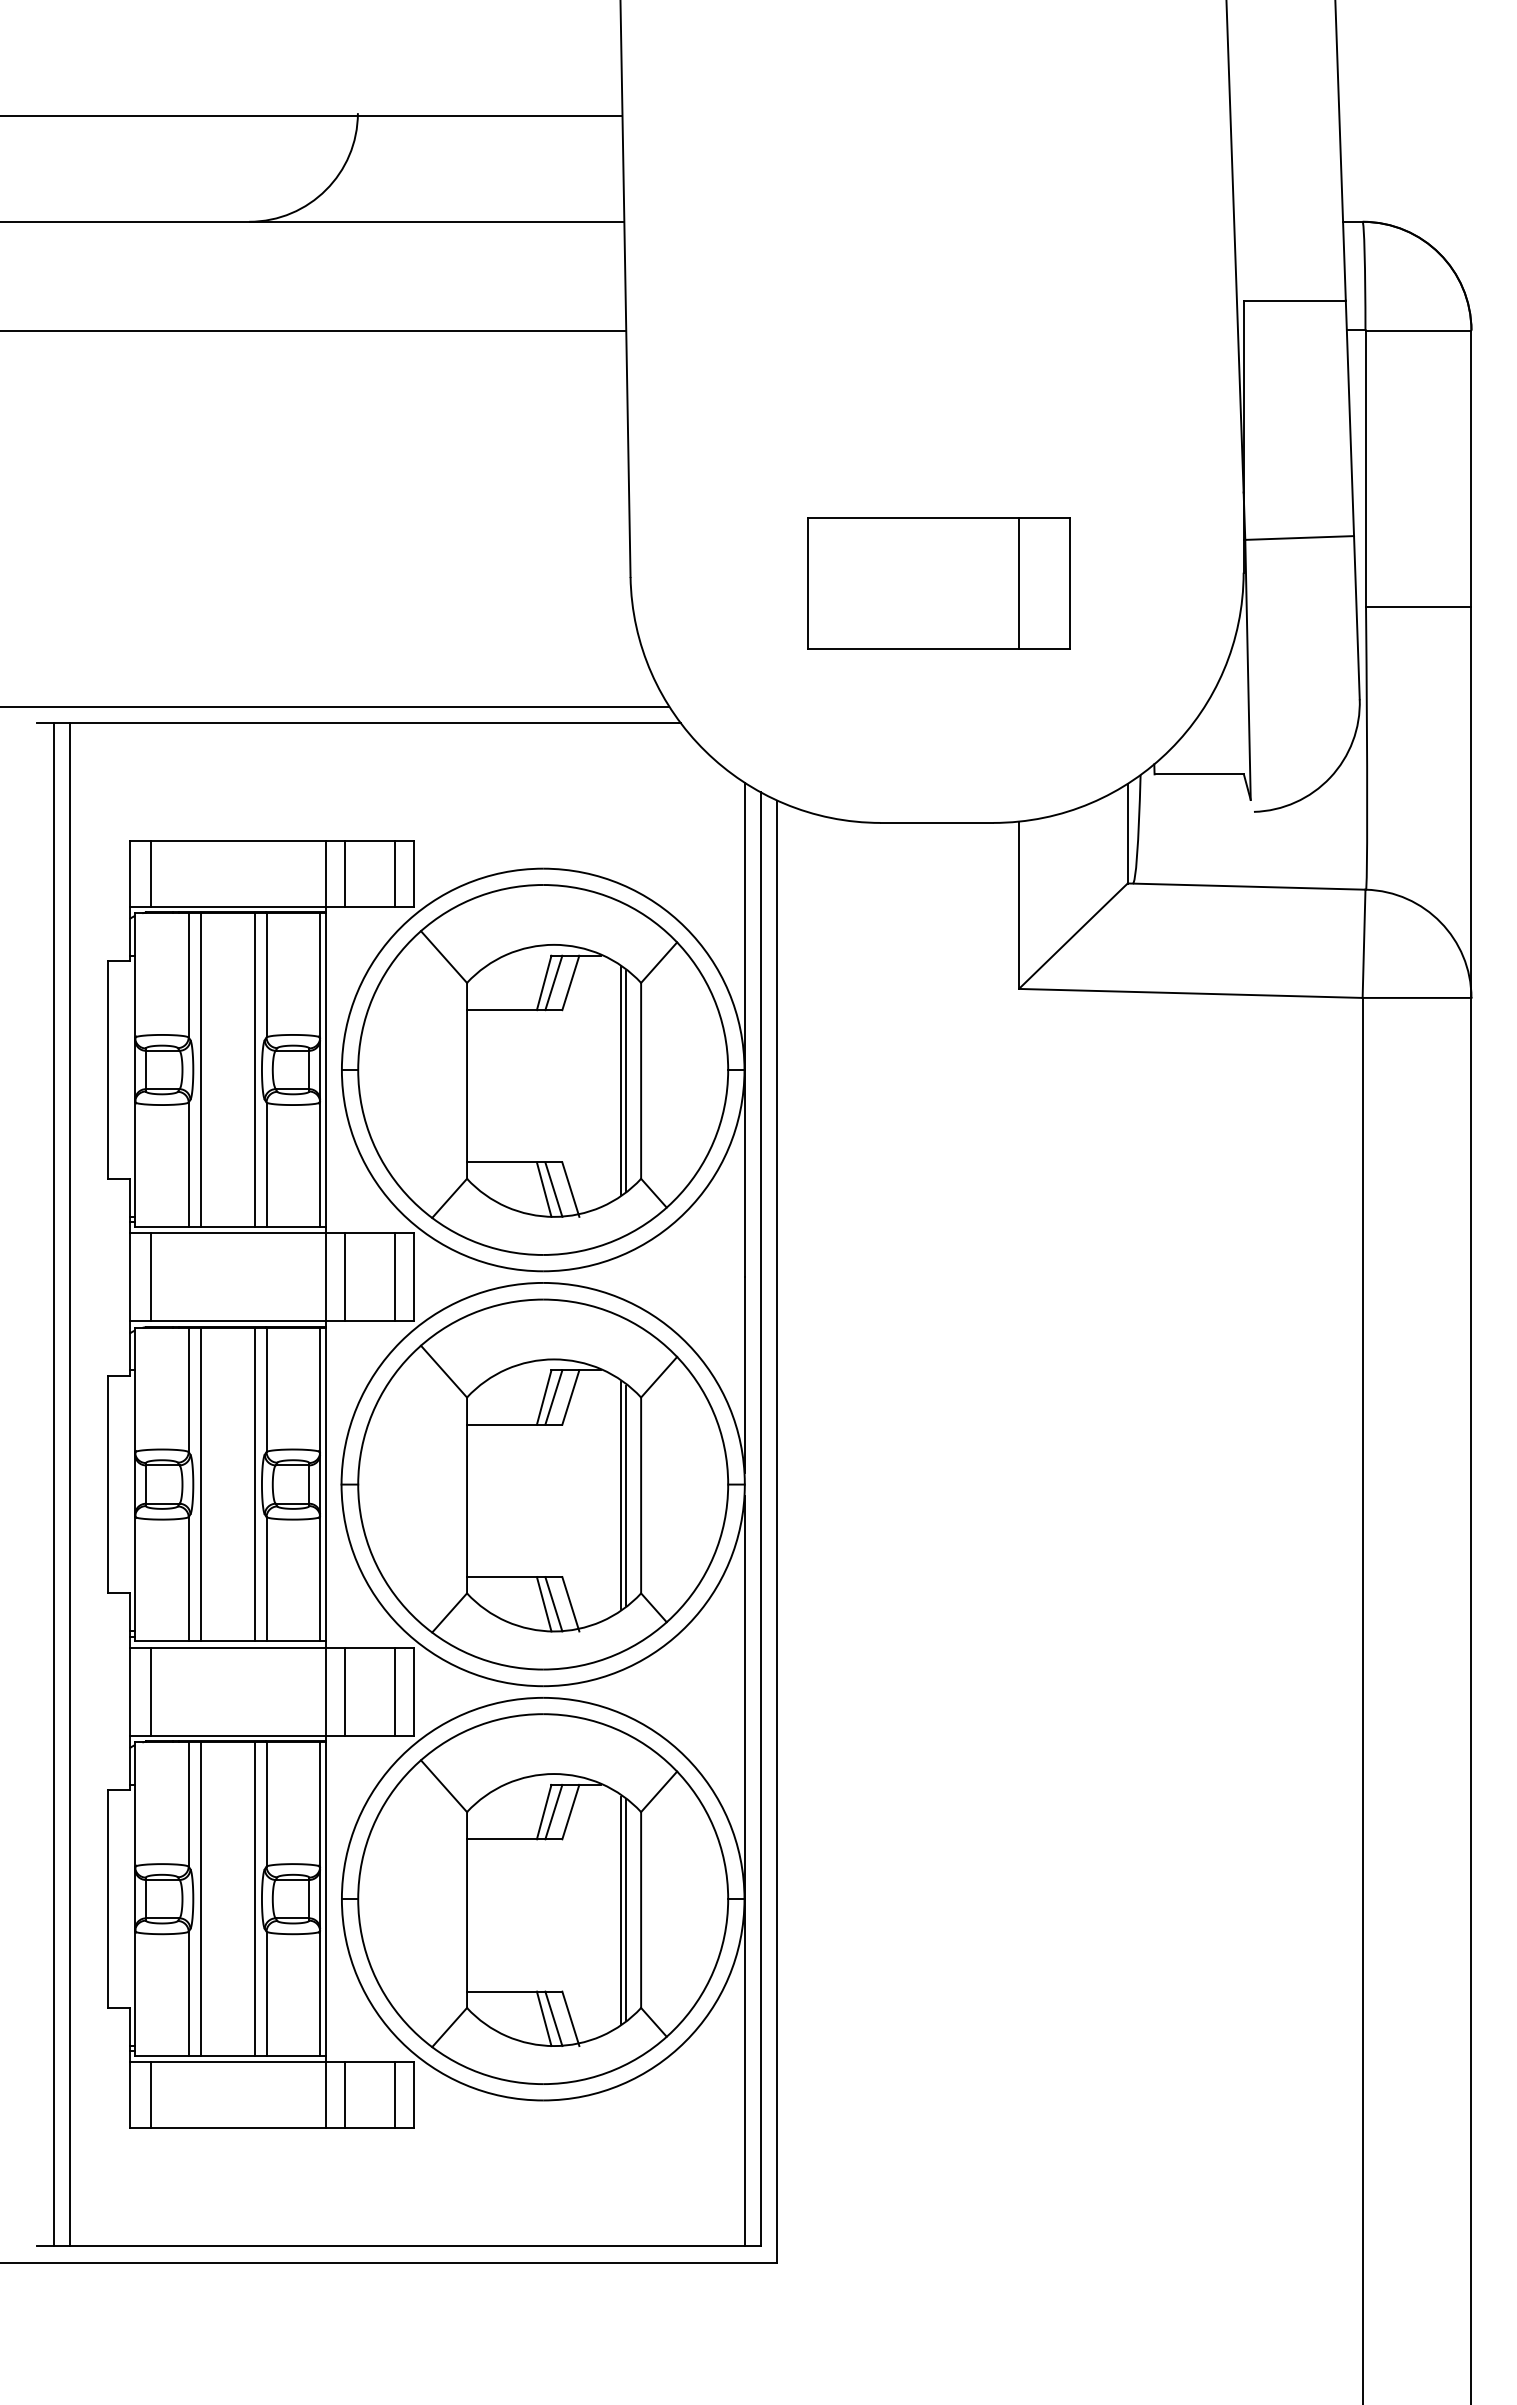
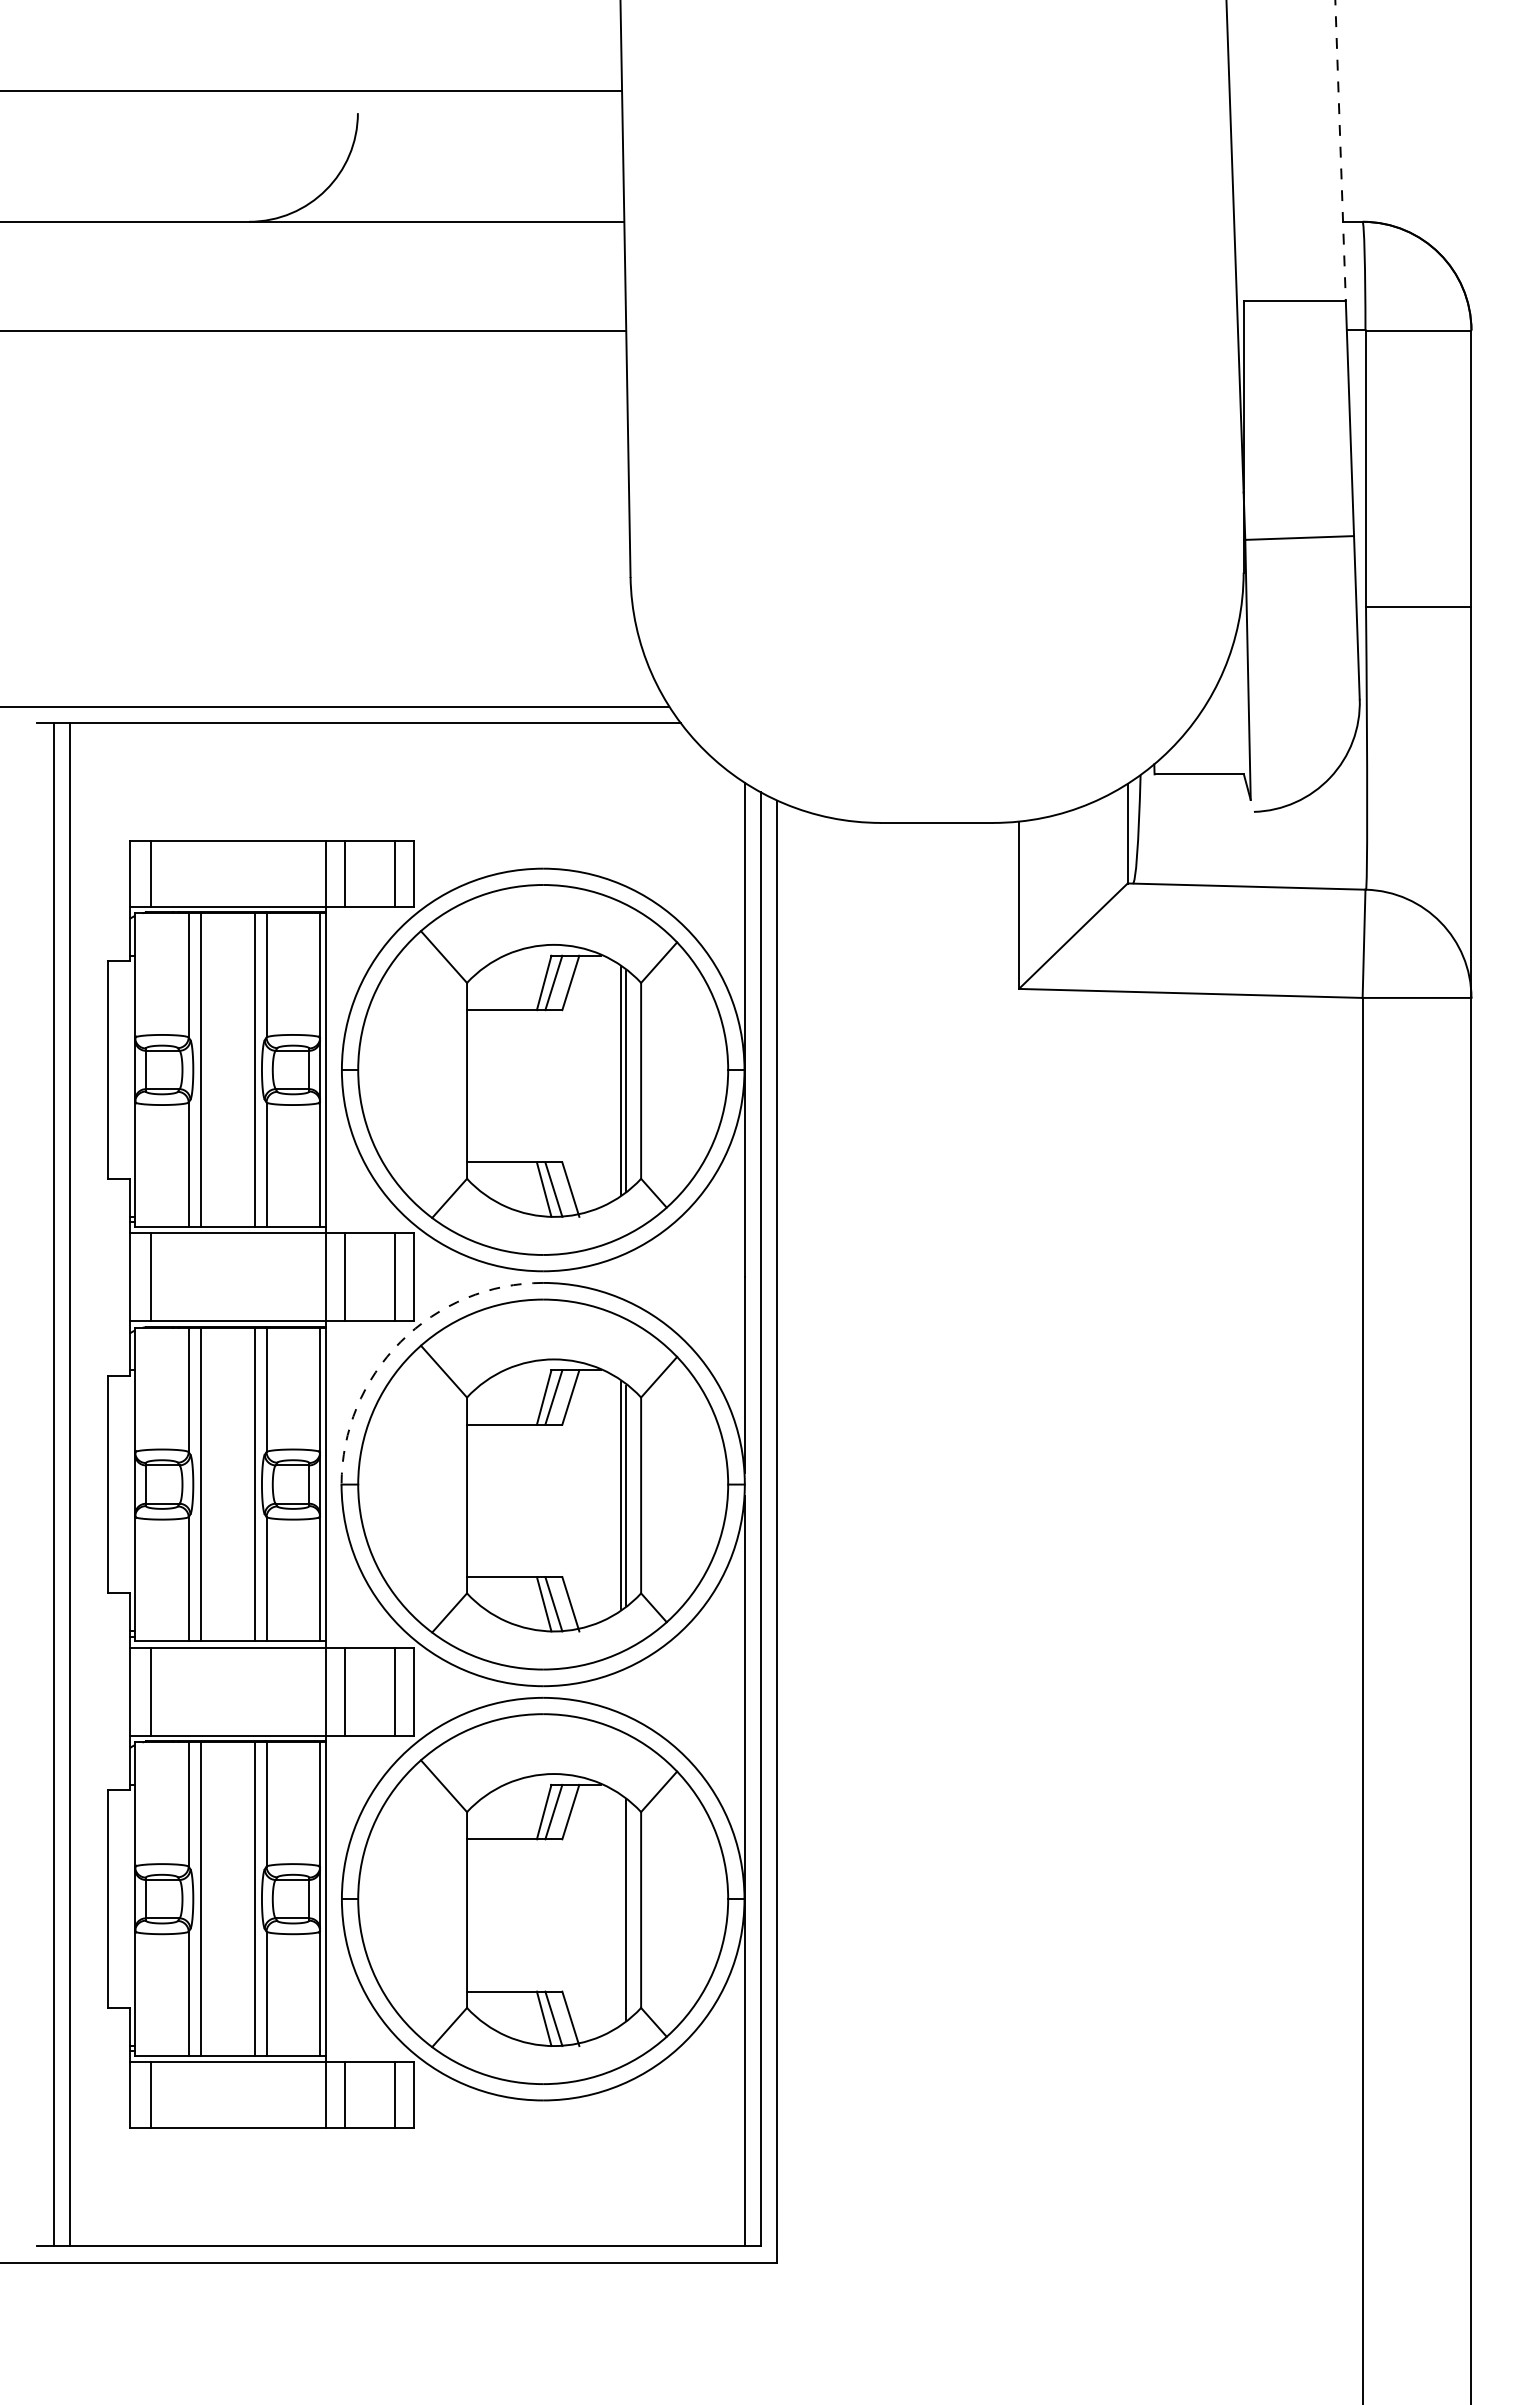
line position: (312, 115) -> (312, 90) (312, 90)
line: solid -> dashed (1340, 150)
part: present -> none (938, 583)
arc: solid -> dashed (400, 1342)
line: present -> none (620, 1910)
